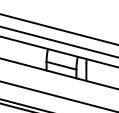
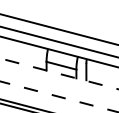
line: solid -> dashed (58, 73)
line: solid -> dashed (59, 96)
